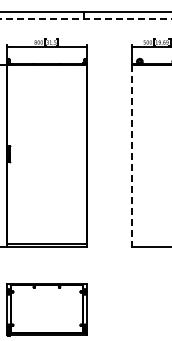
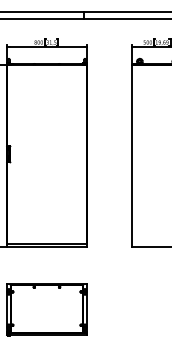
line: dashed -> solid (86, 19)
line: dashed -> solid (132, 156)
